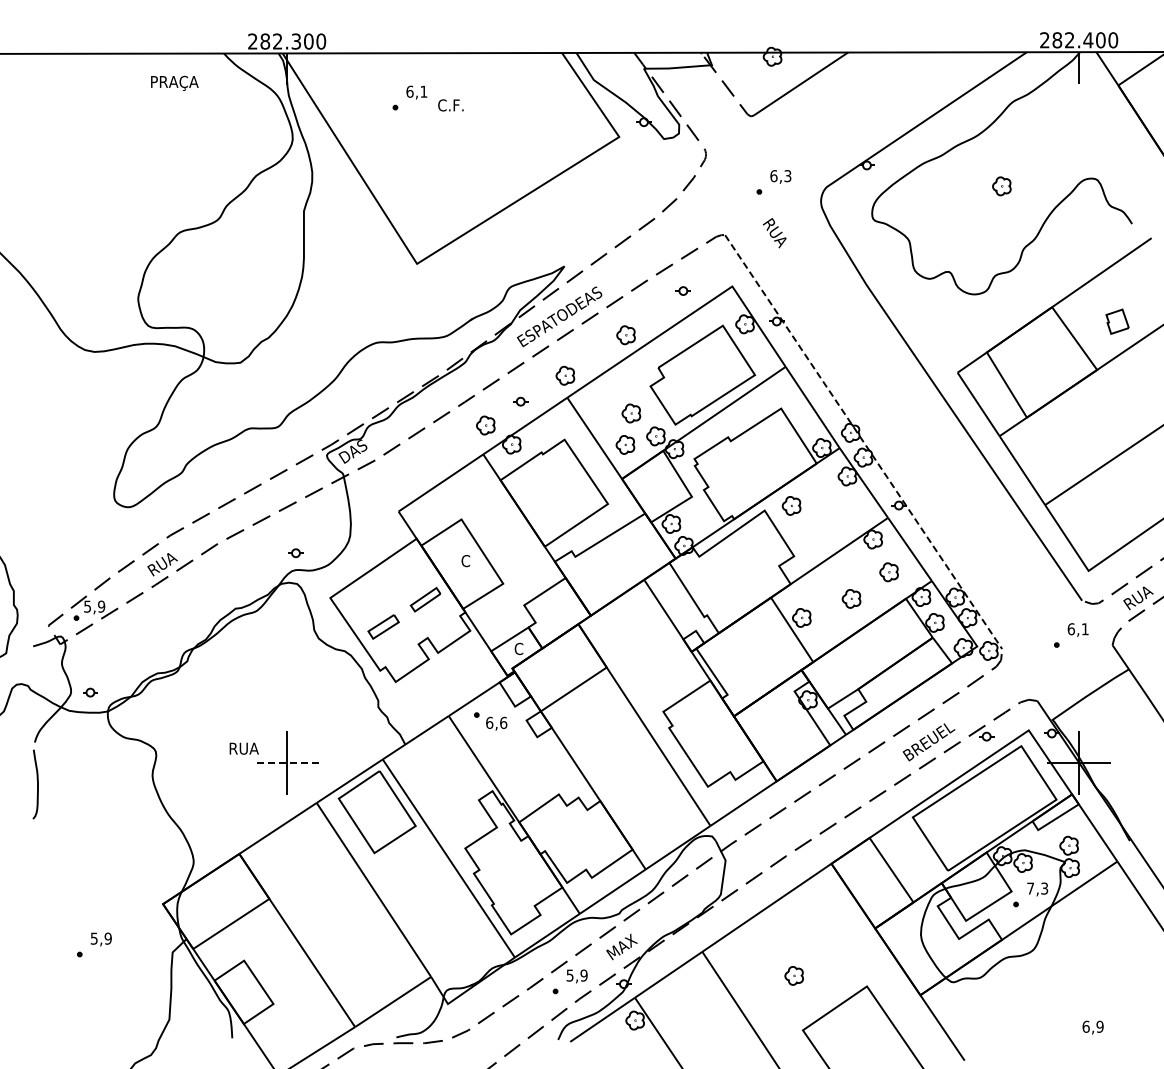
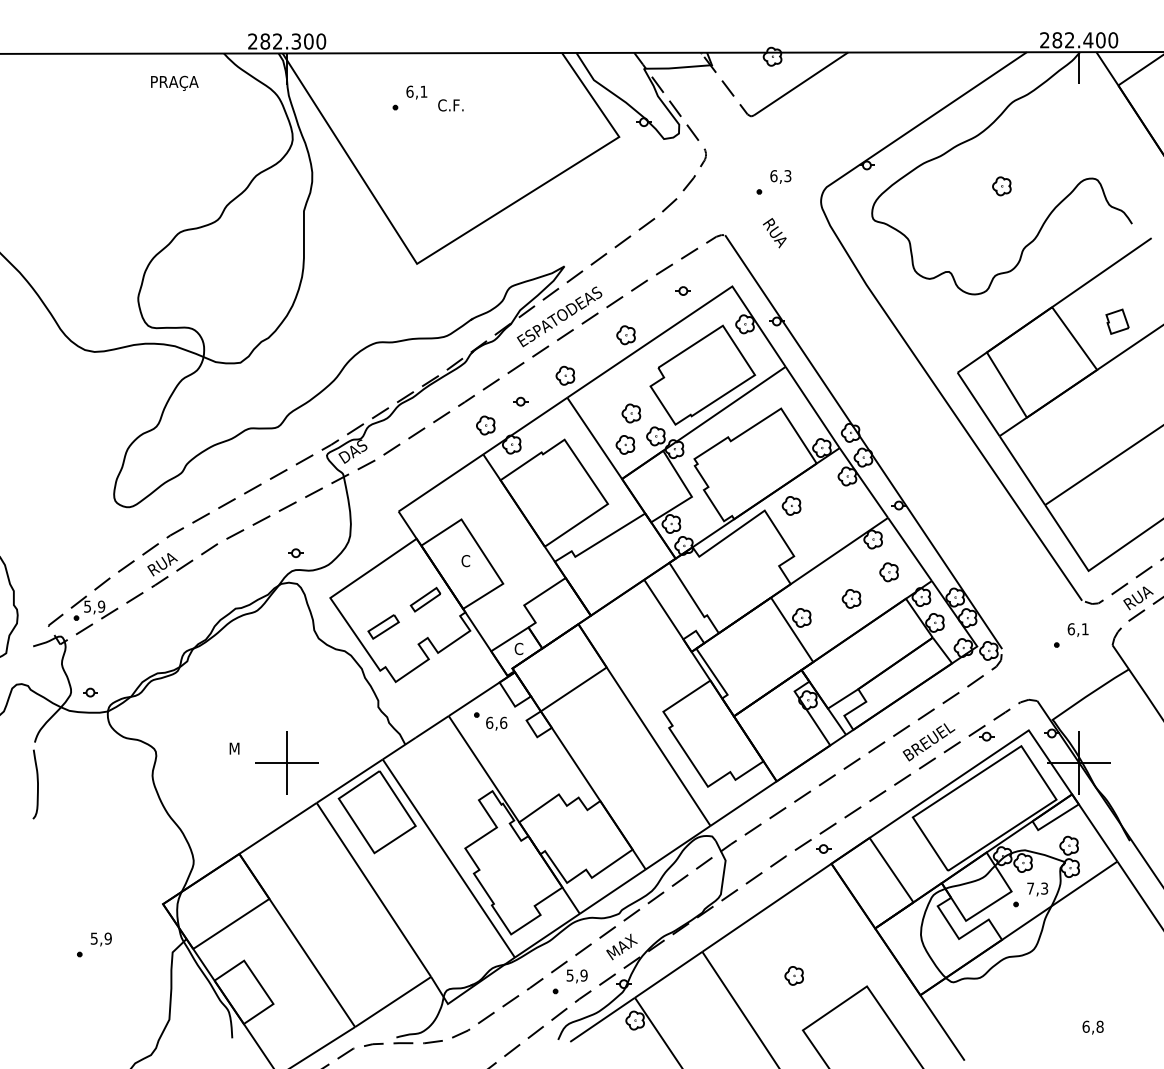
line: dashed -> solid (864, 442)
text: RUA -> M (244, 748)
line: dashed -> solid (287, 763)
part: none -> present (823, 848)
text: 6,9 -> 6,8 (1099, 1026)
